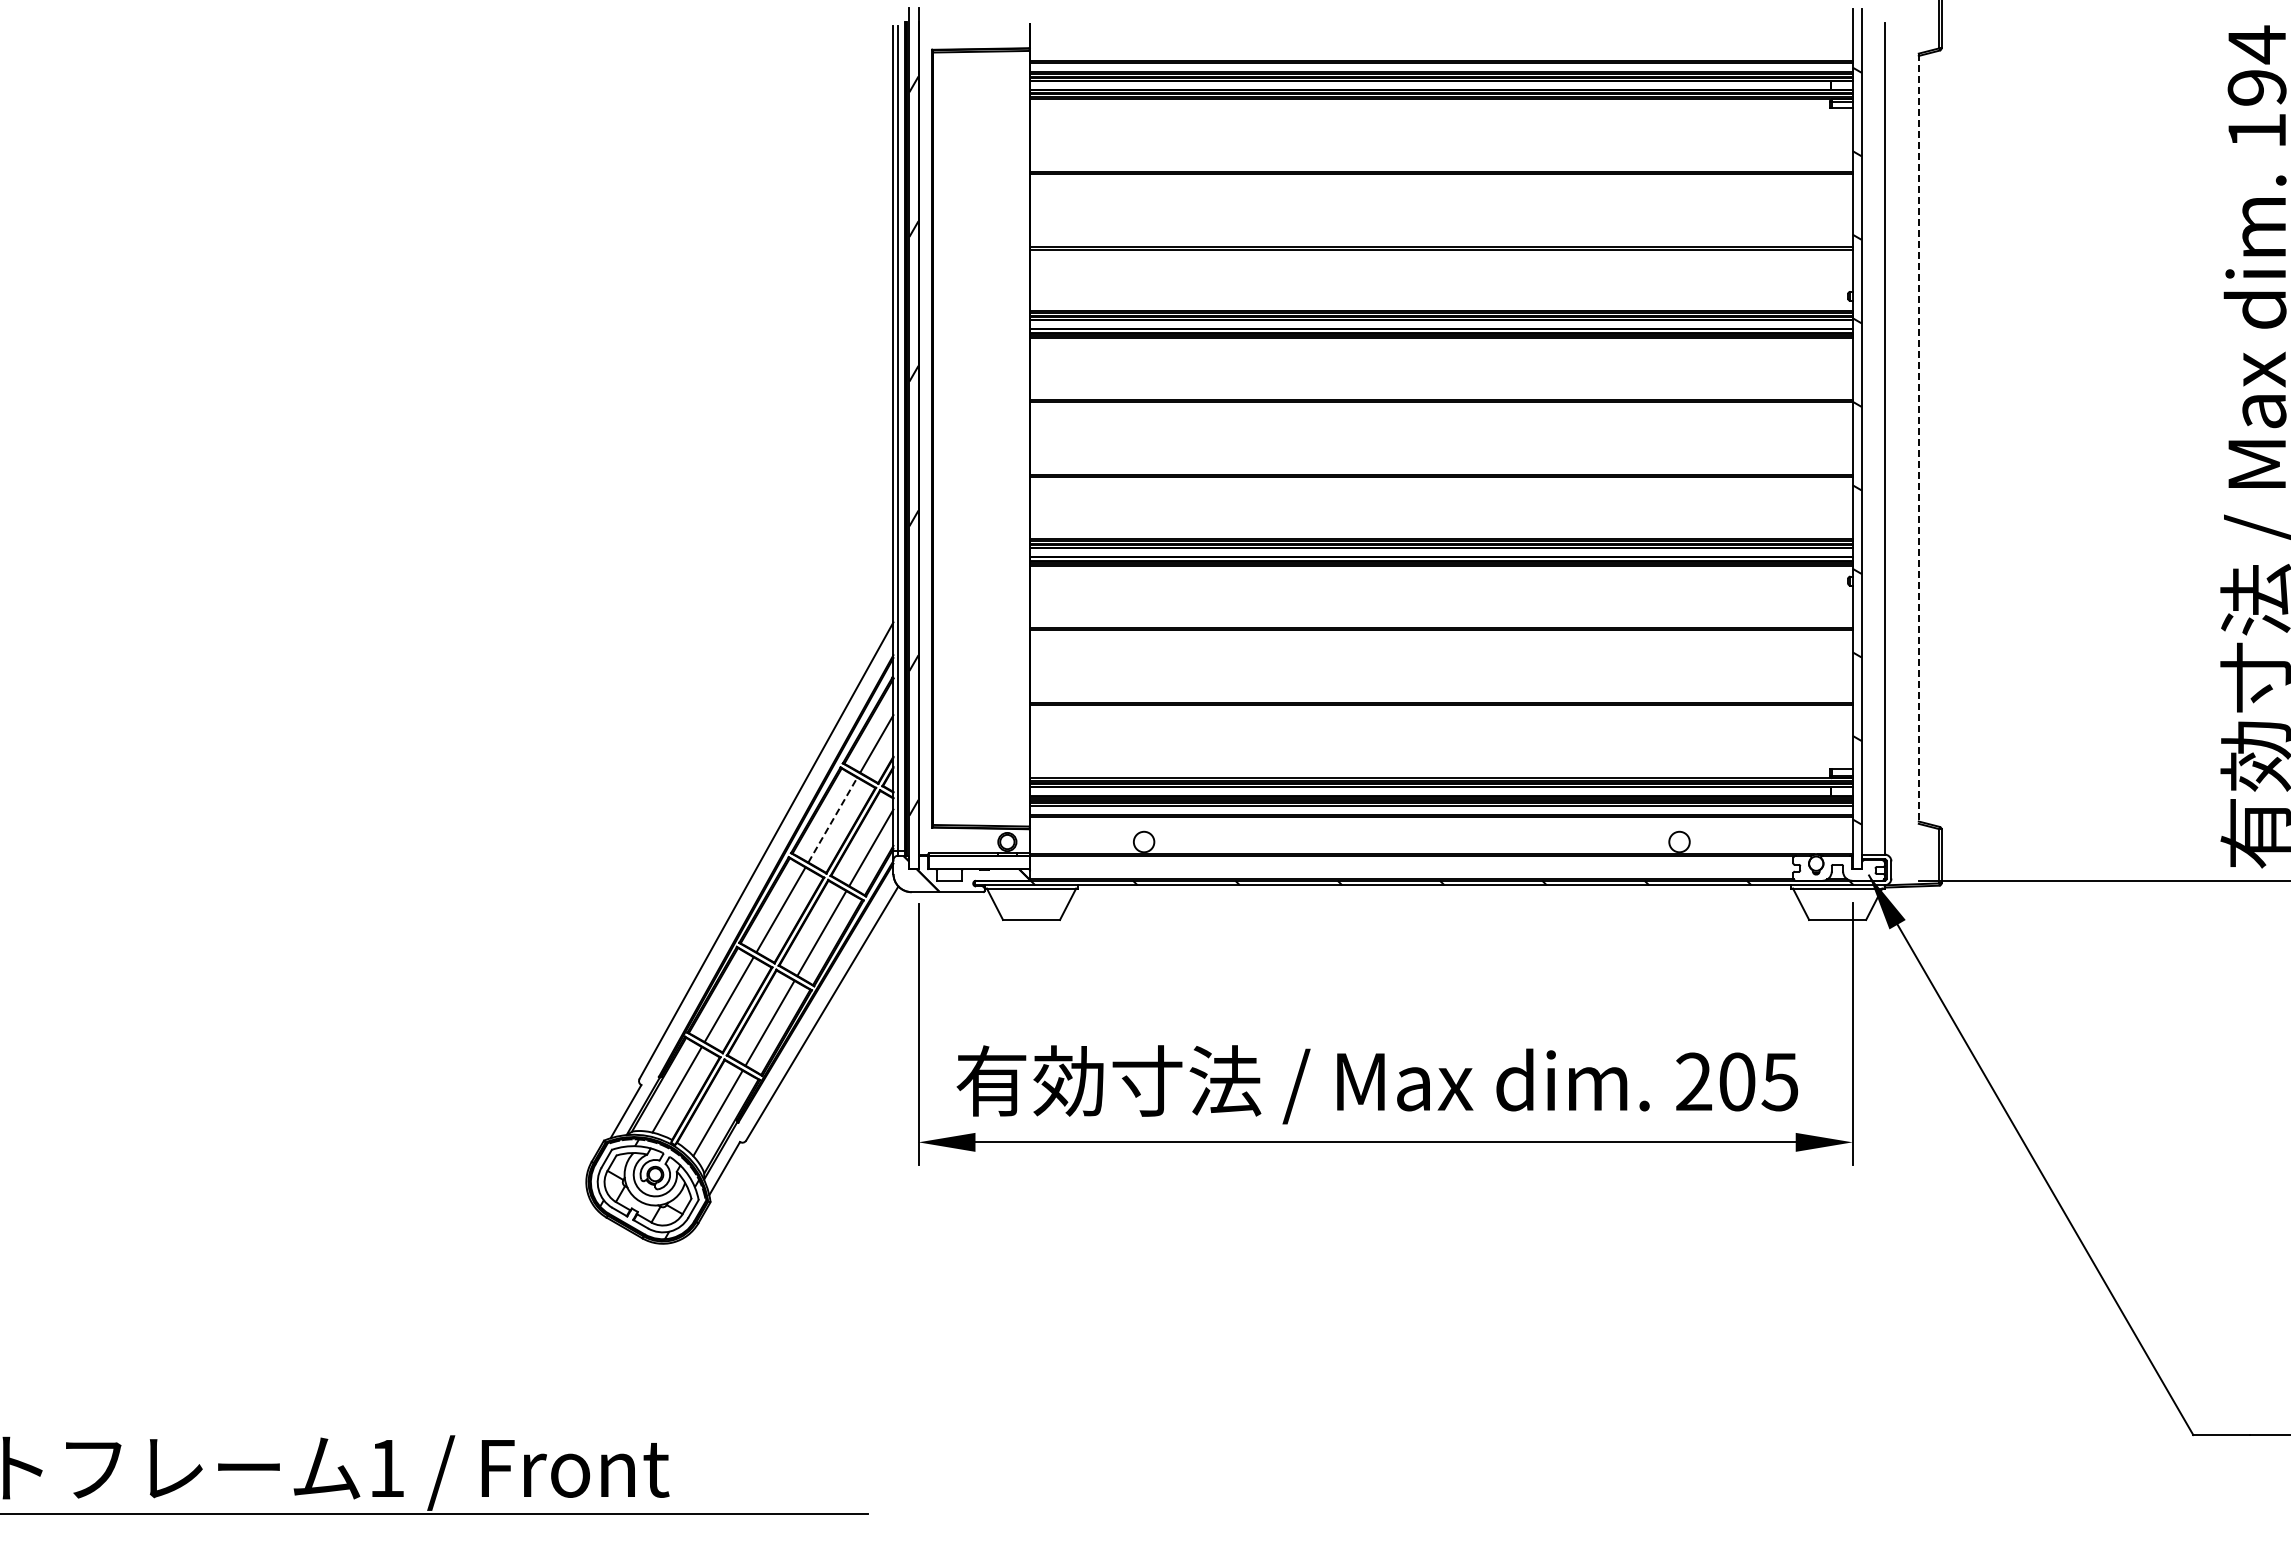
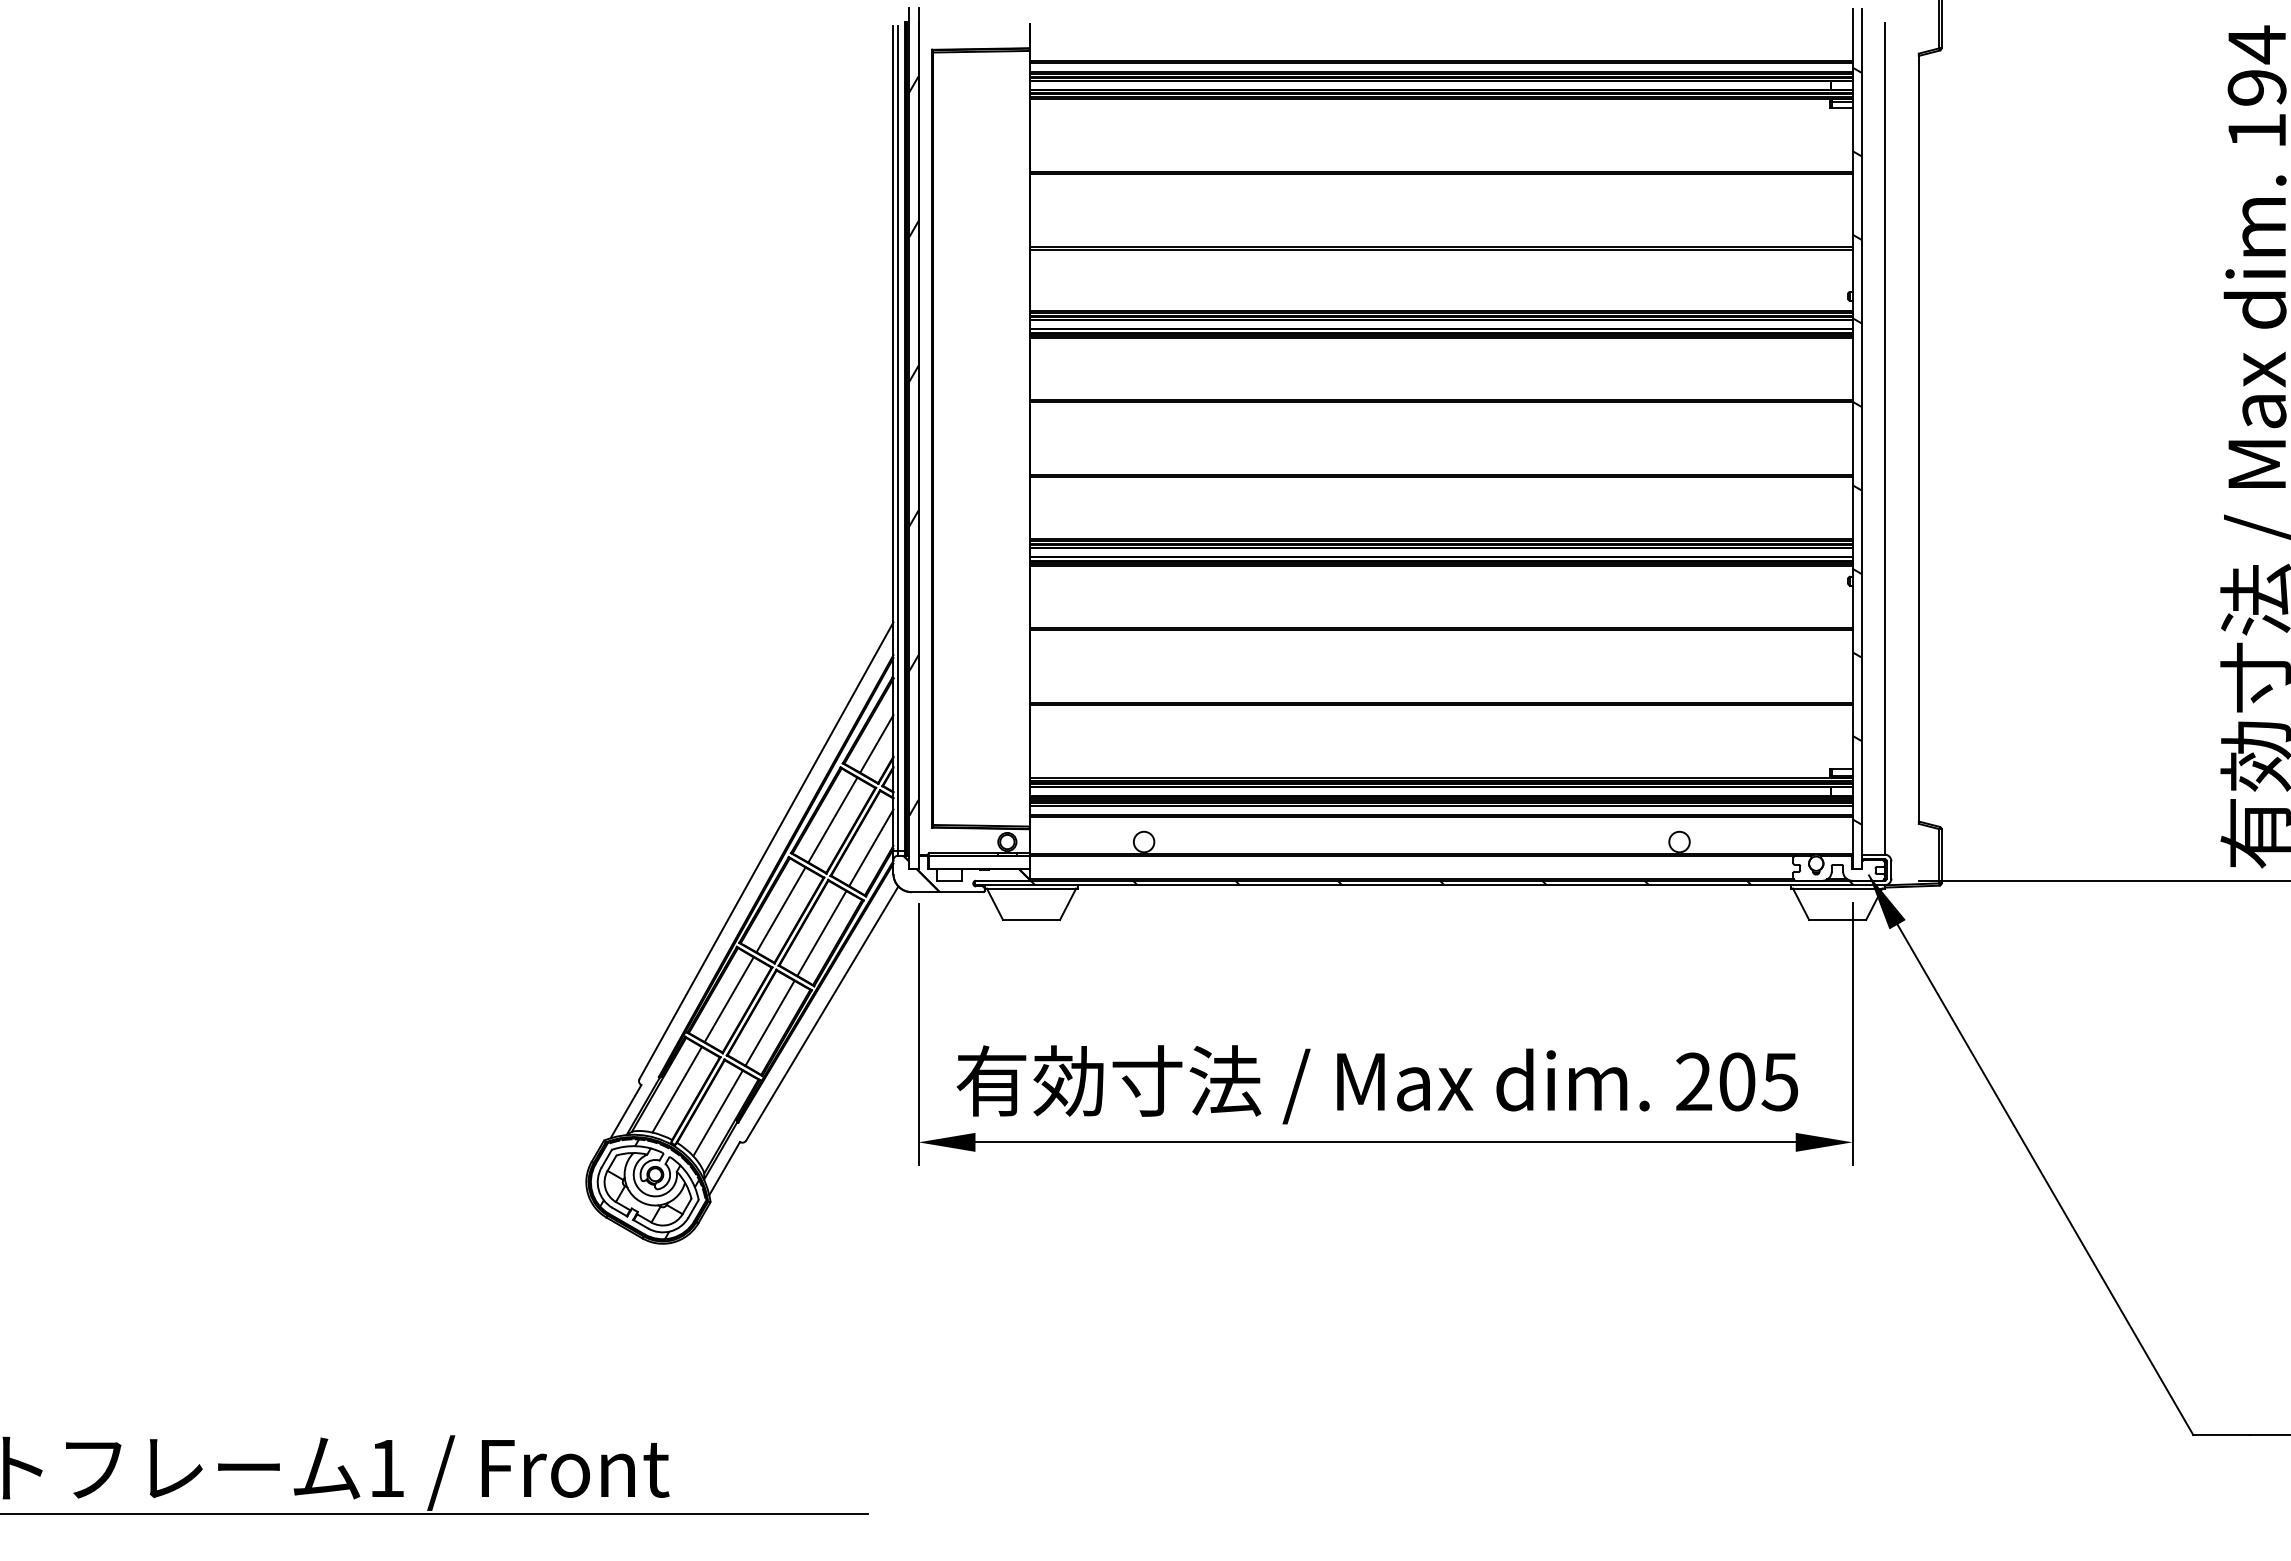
line: dashed -> solid (1918, 439)
line: dashed -> solid (832, 820)
